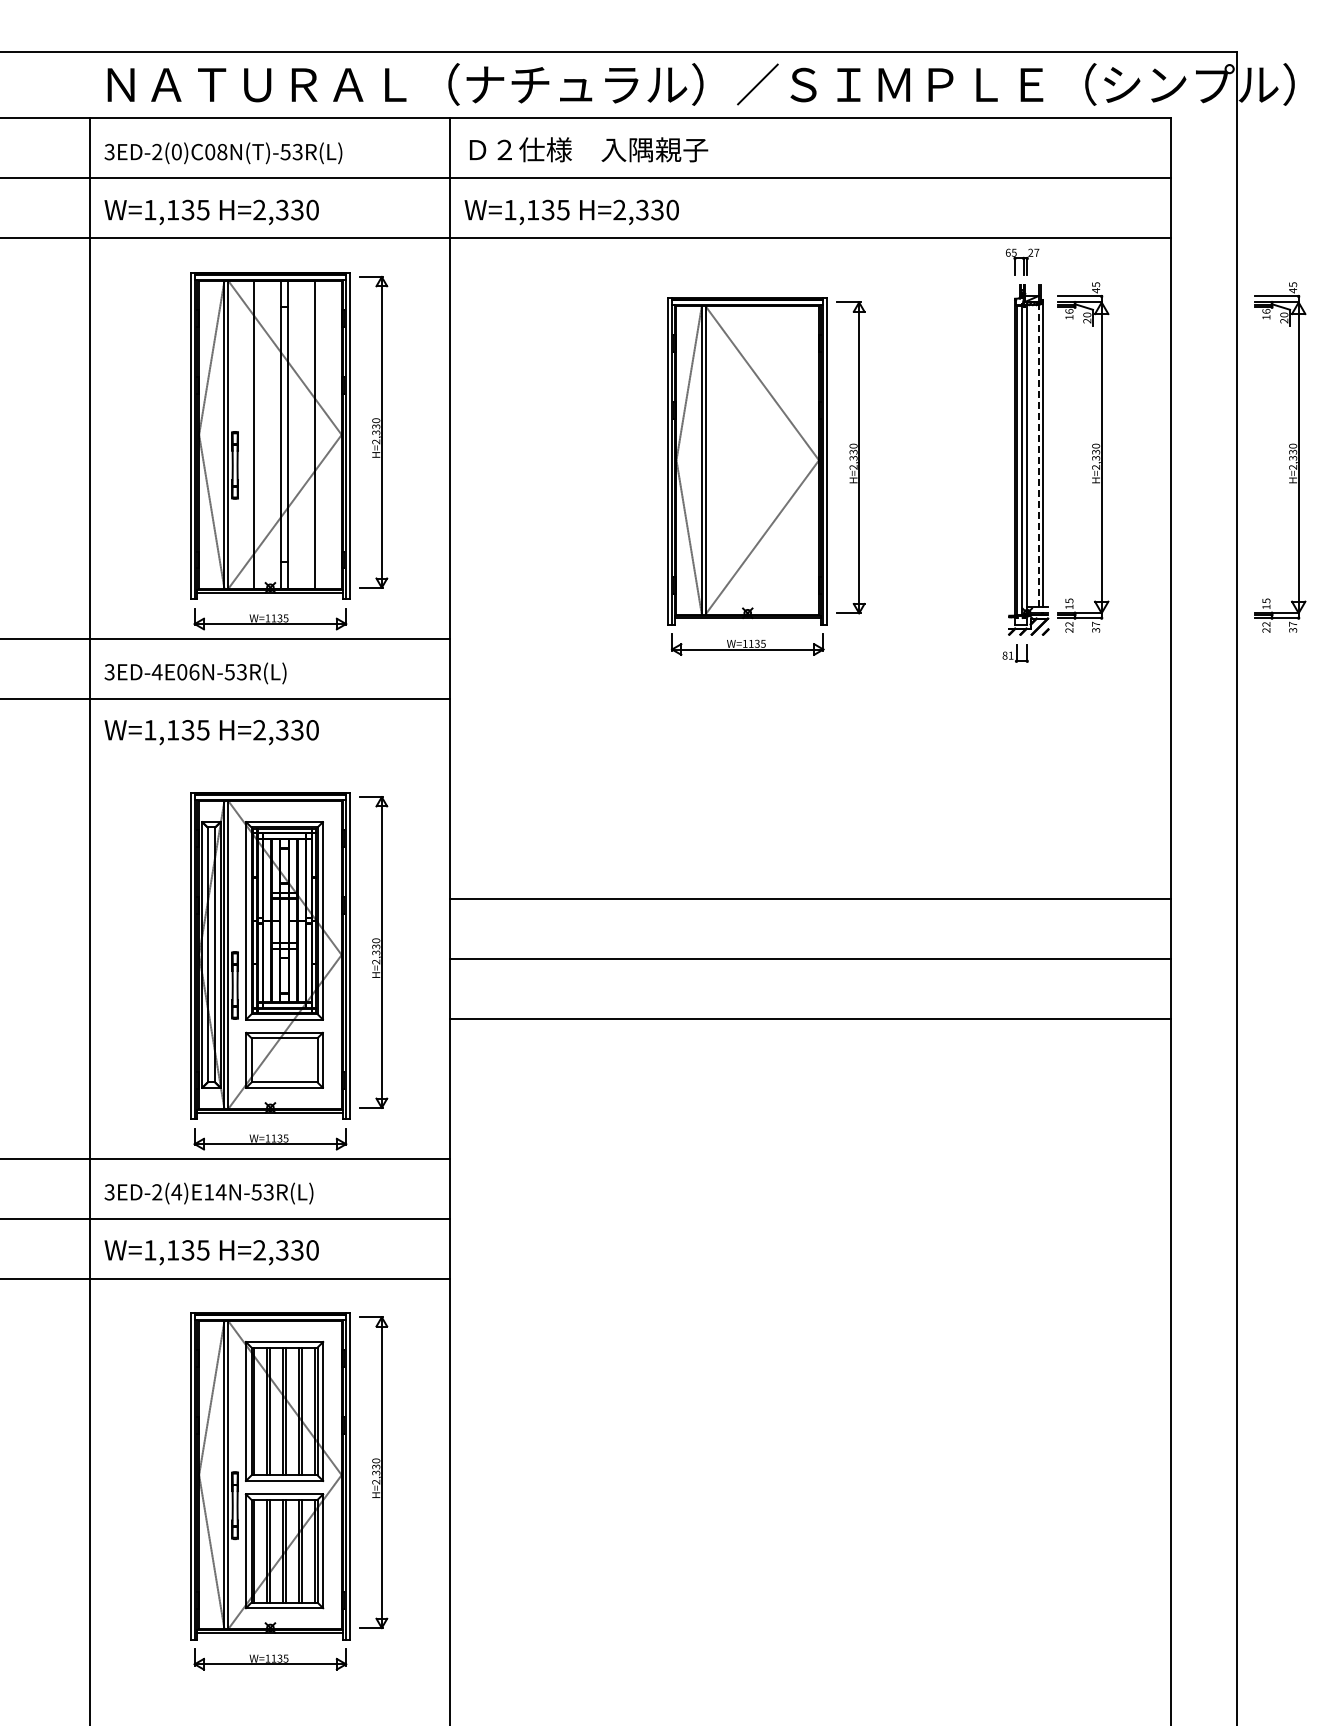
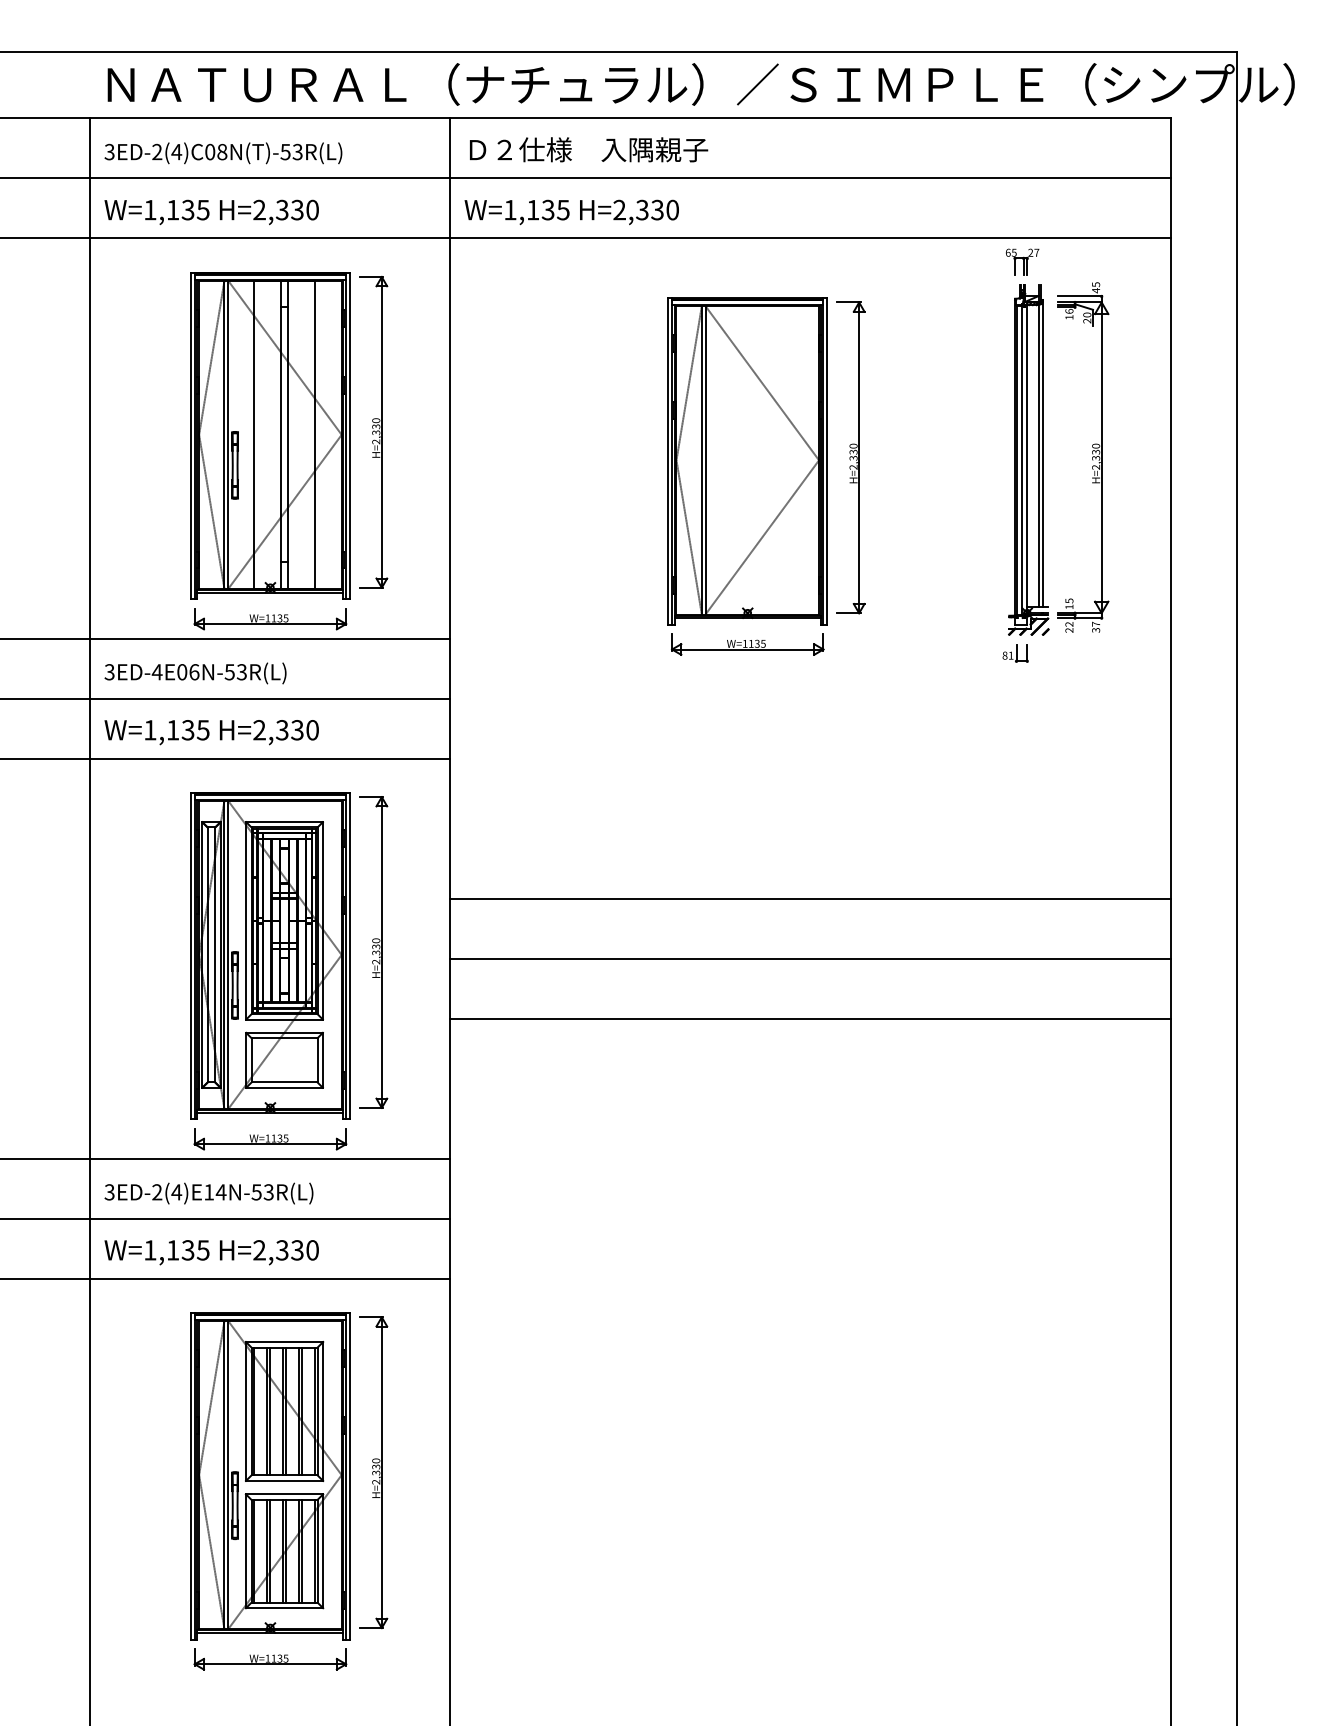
text: 3ED-2(0)C08N(T)-53R(L) -> 3ED-2(4)C08N(T)-53R(L) (176, 151)
line: dashed -> solid (1038, 455)
part: present -> none (1289, 457)
line: none -> present (226, 758)
